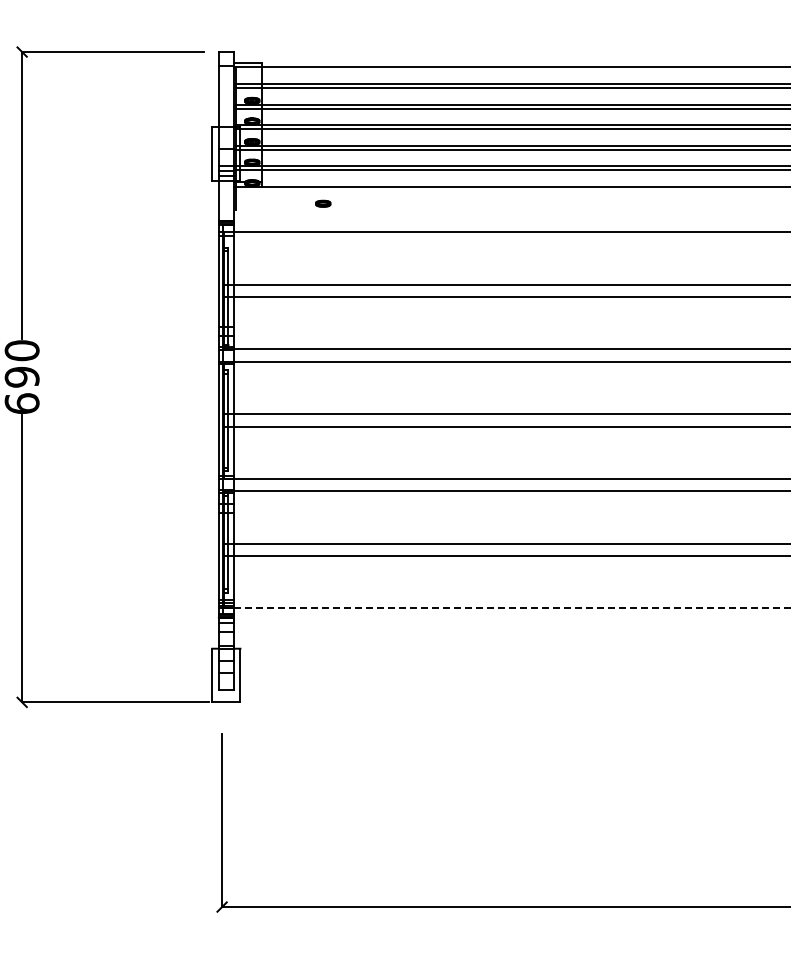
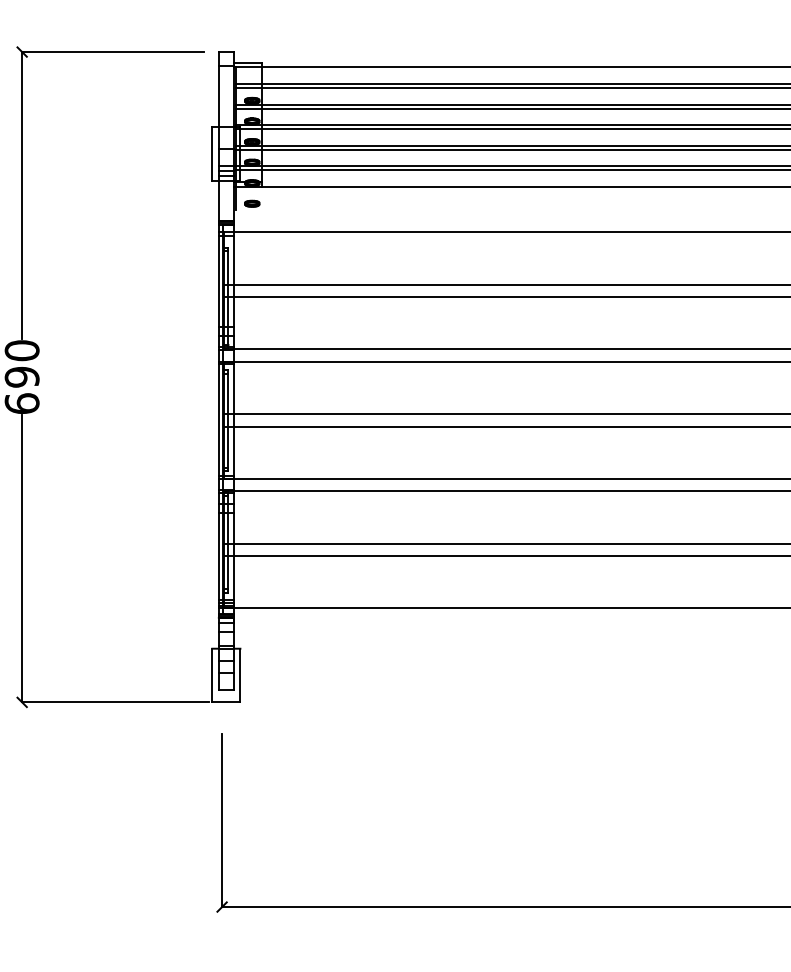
part position: (323, 203) -> (252, 203) (252, 203)
line: dashed -> solid (512, 608)
